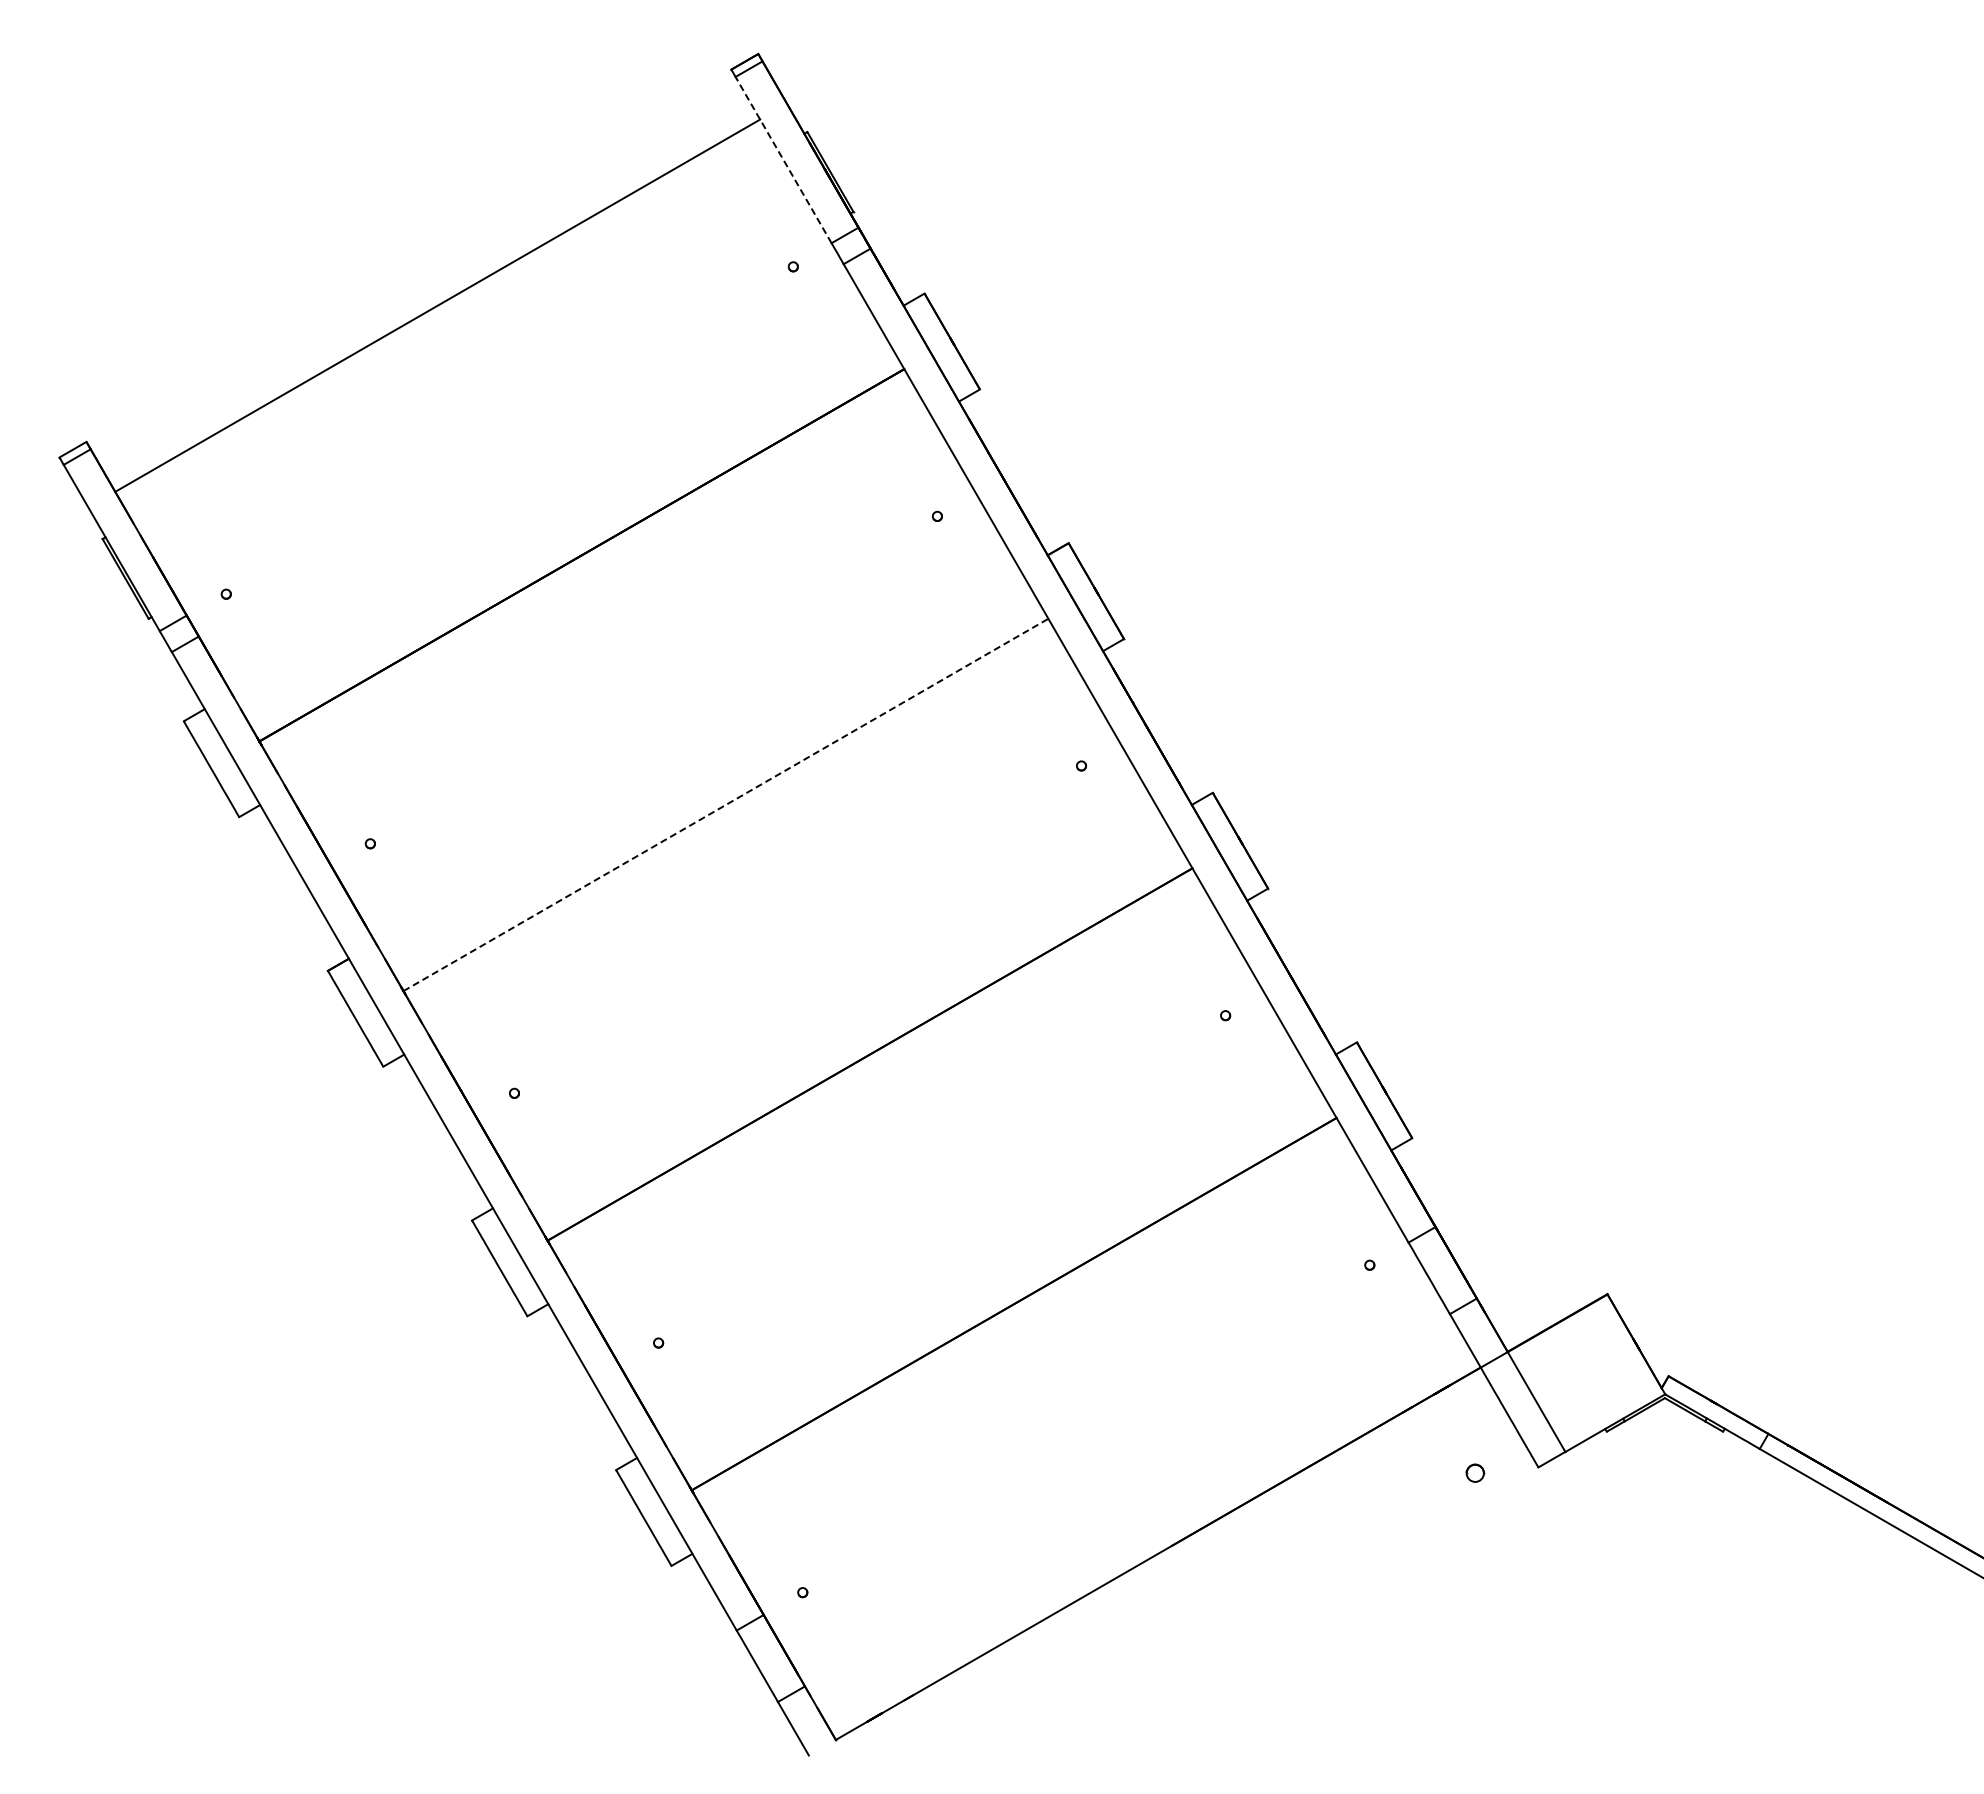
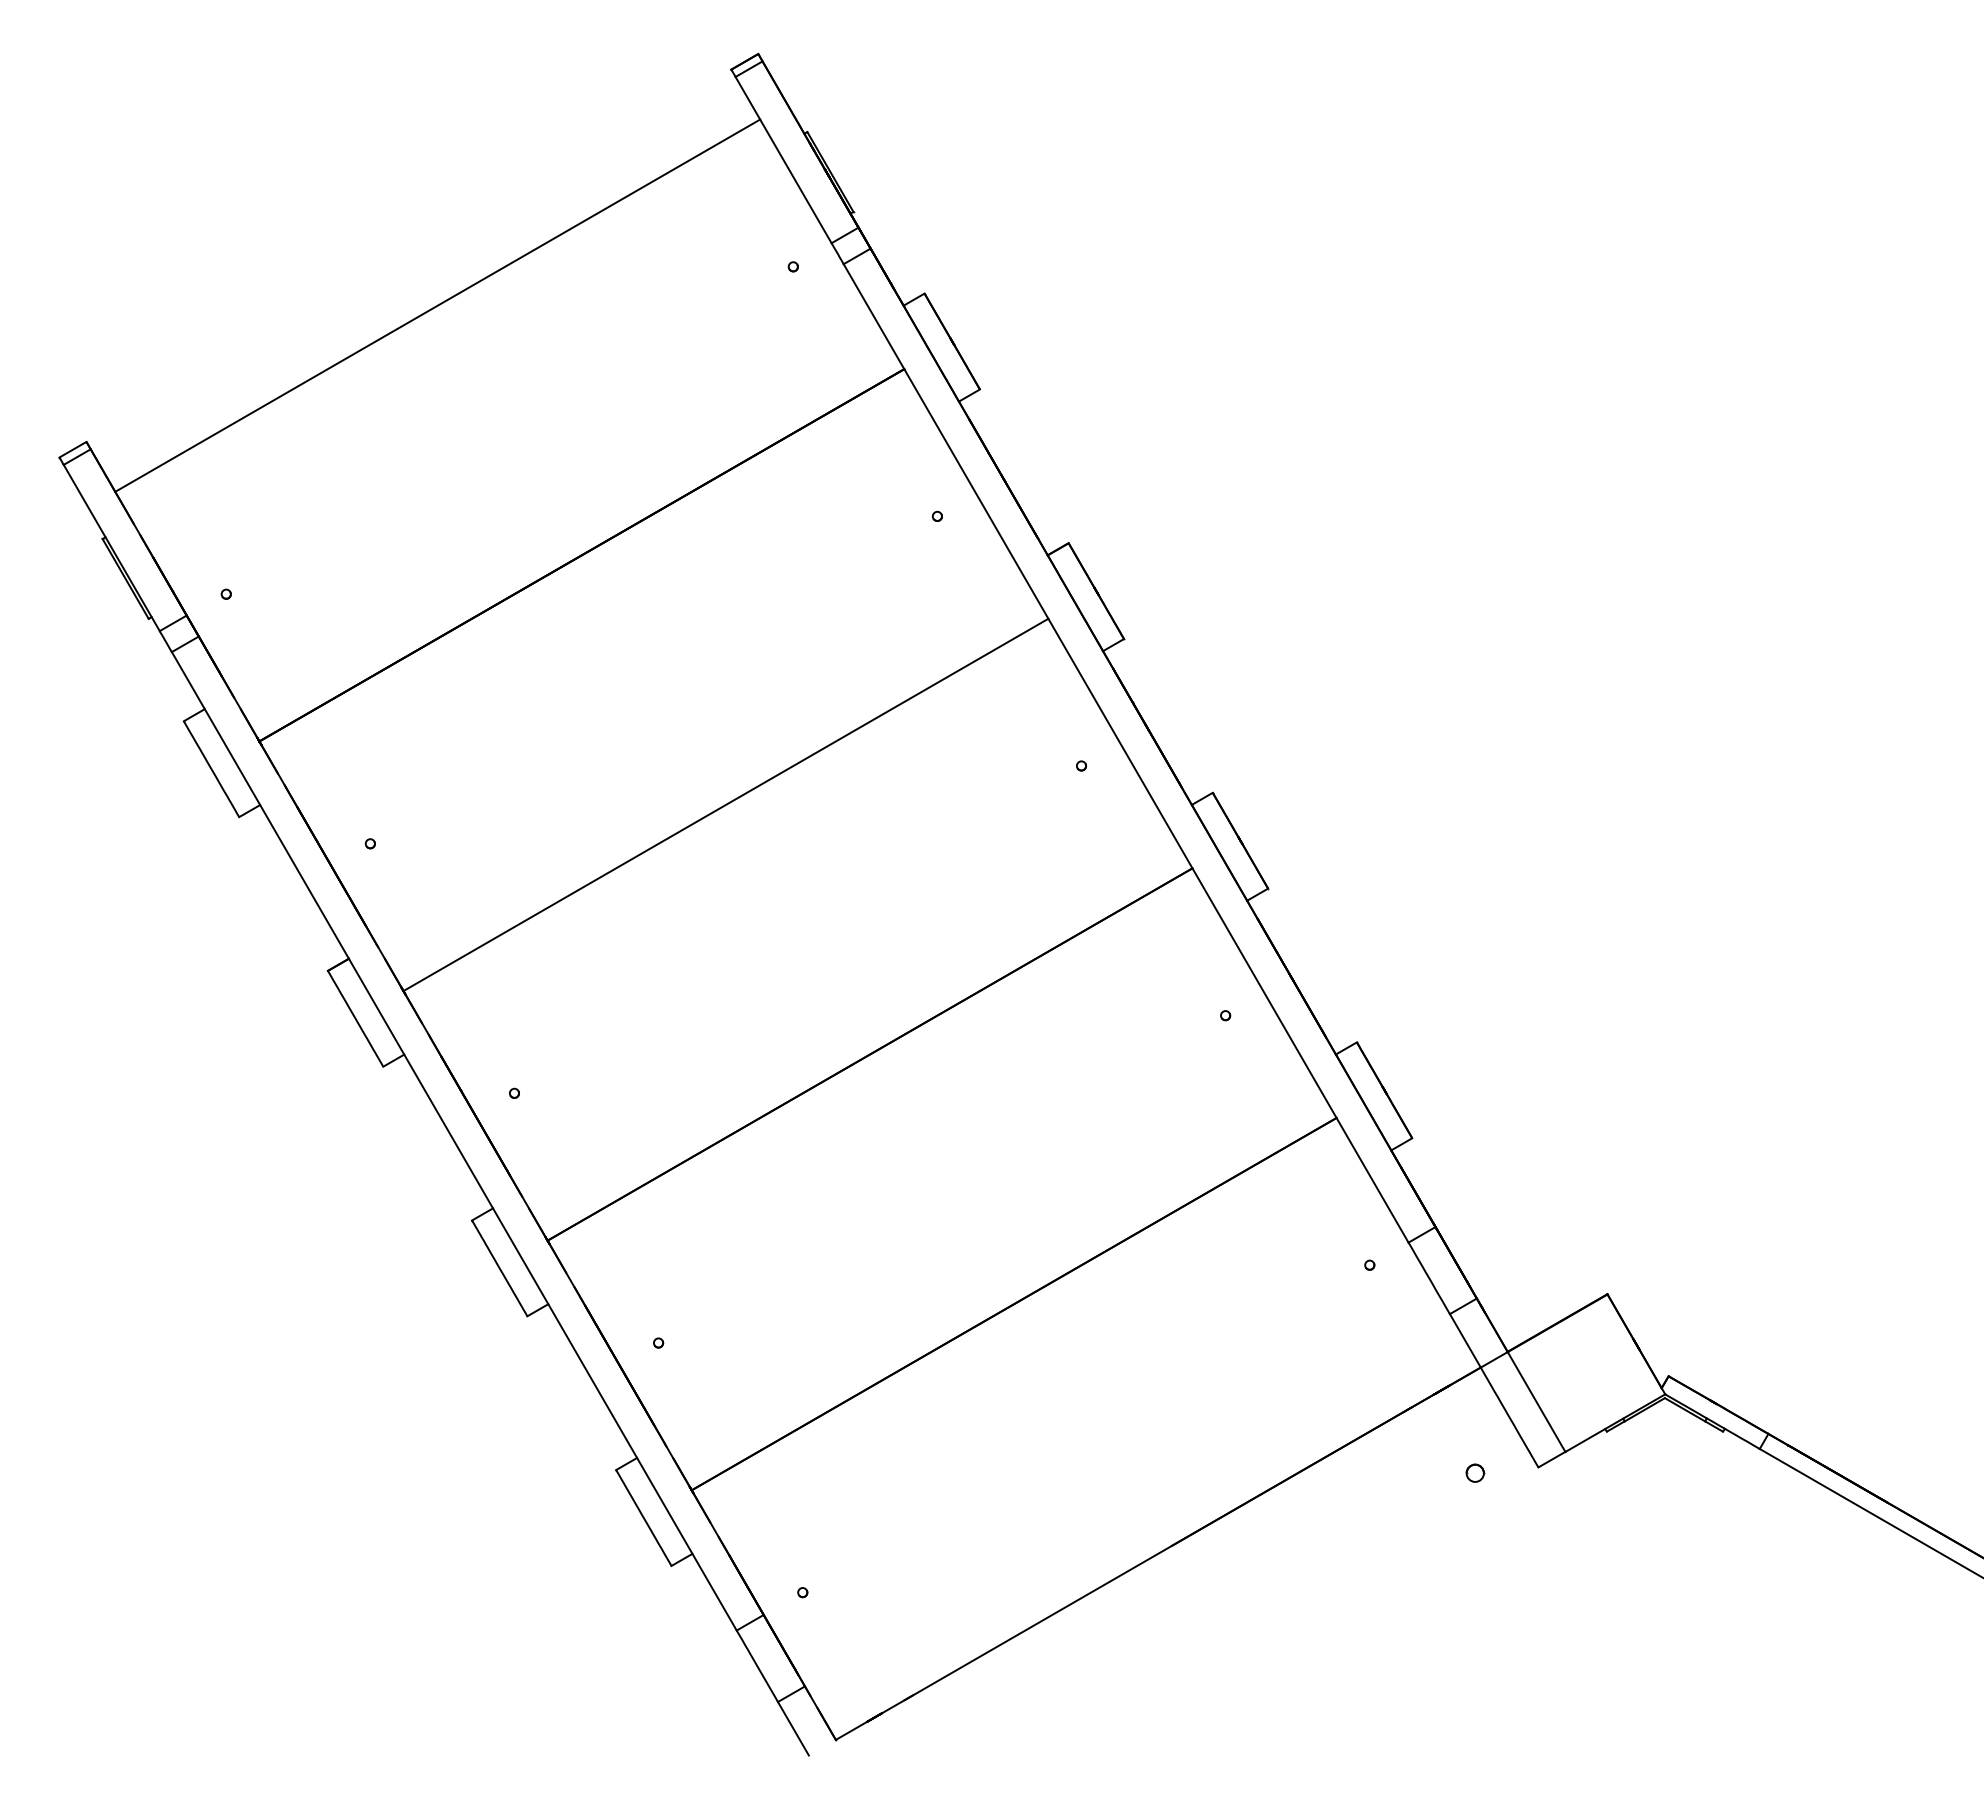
line: dashed -> solid (783, 160)
line: dashed -> solid (726, 804)
